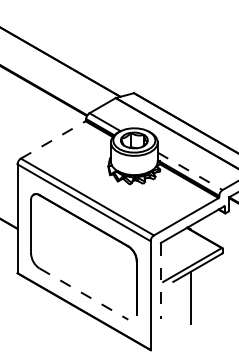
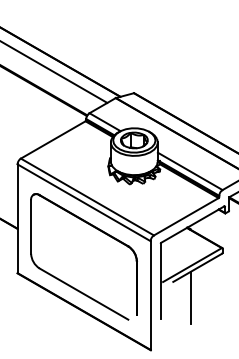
line: none -> present (54, 72)
line: dashed -> solid (53, 139)
line: dashed -> solid (190, 171)
line: dashed -> solid (160, 281)
line: dashed -> solid (84, 294)
